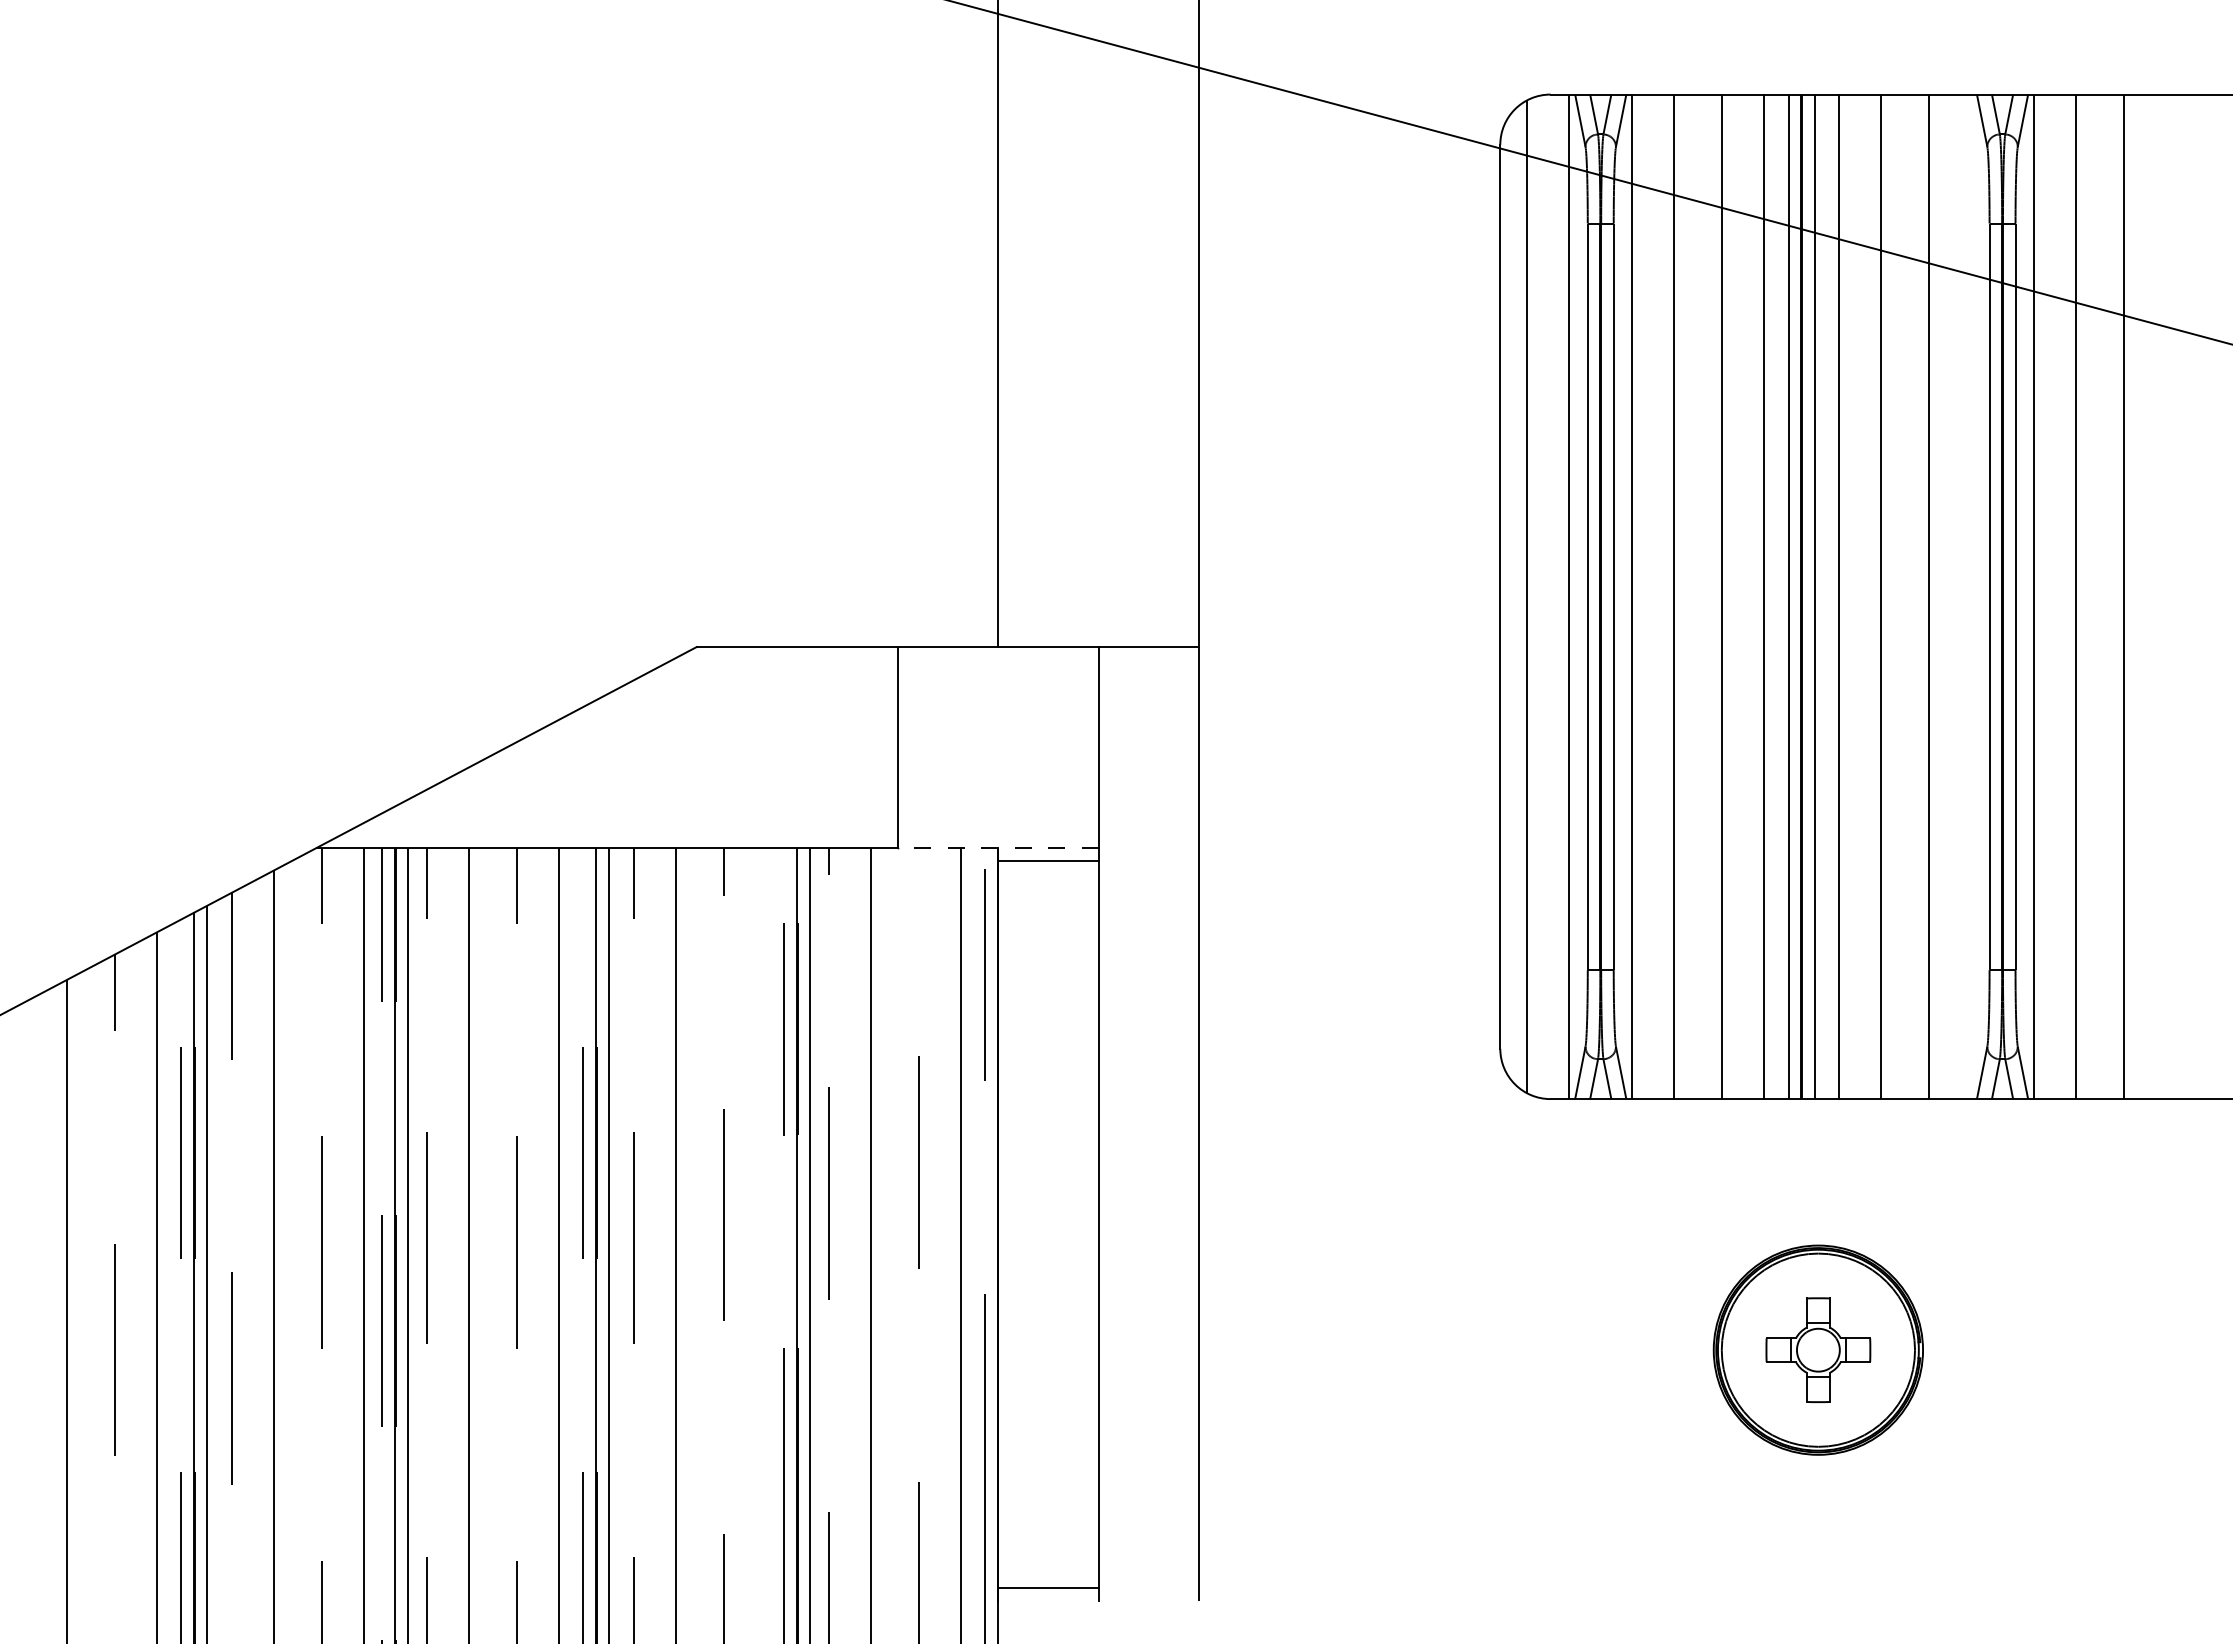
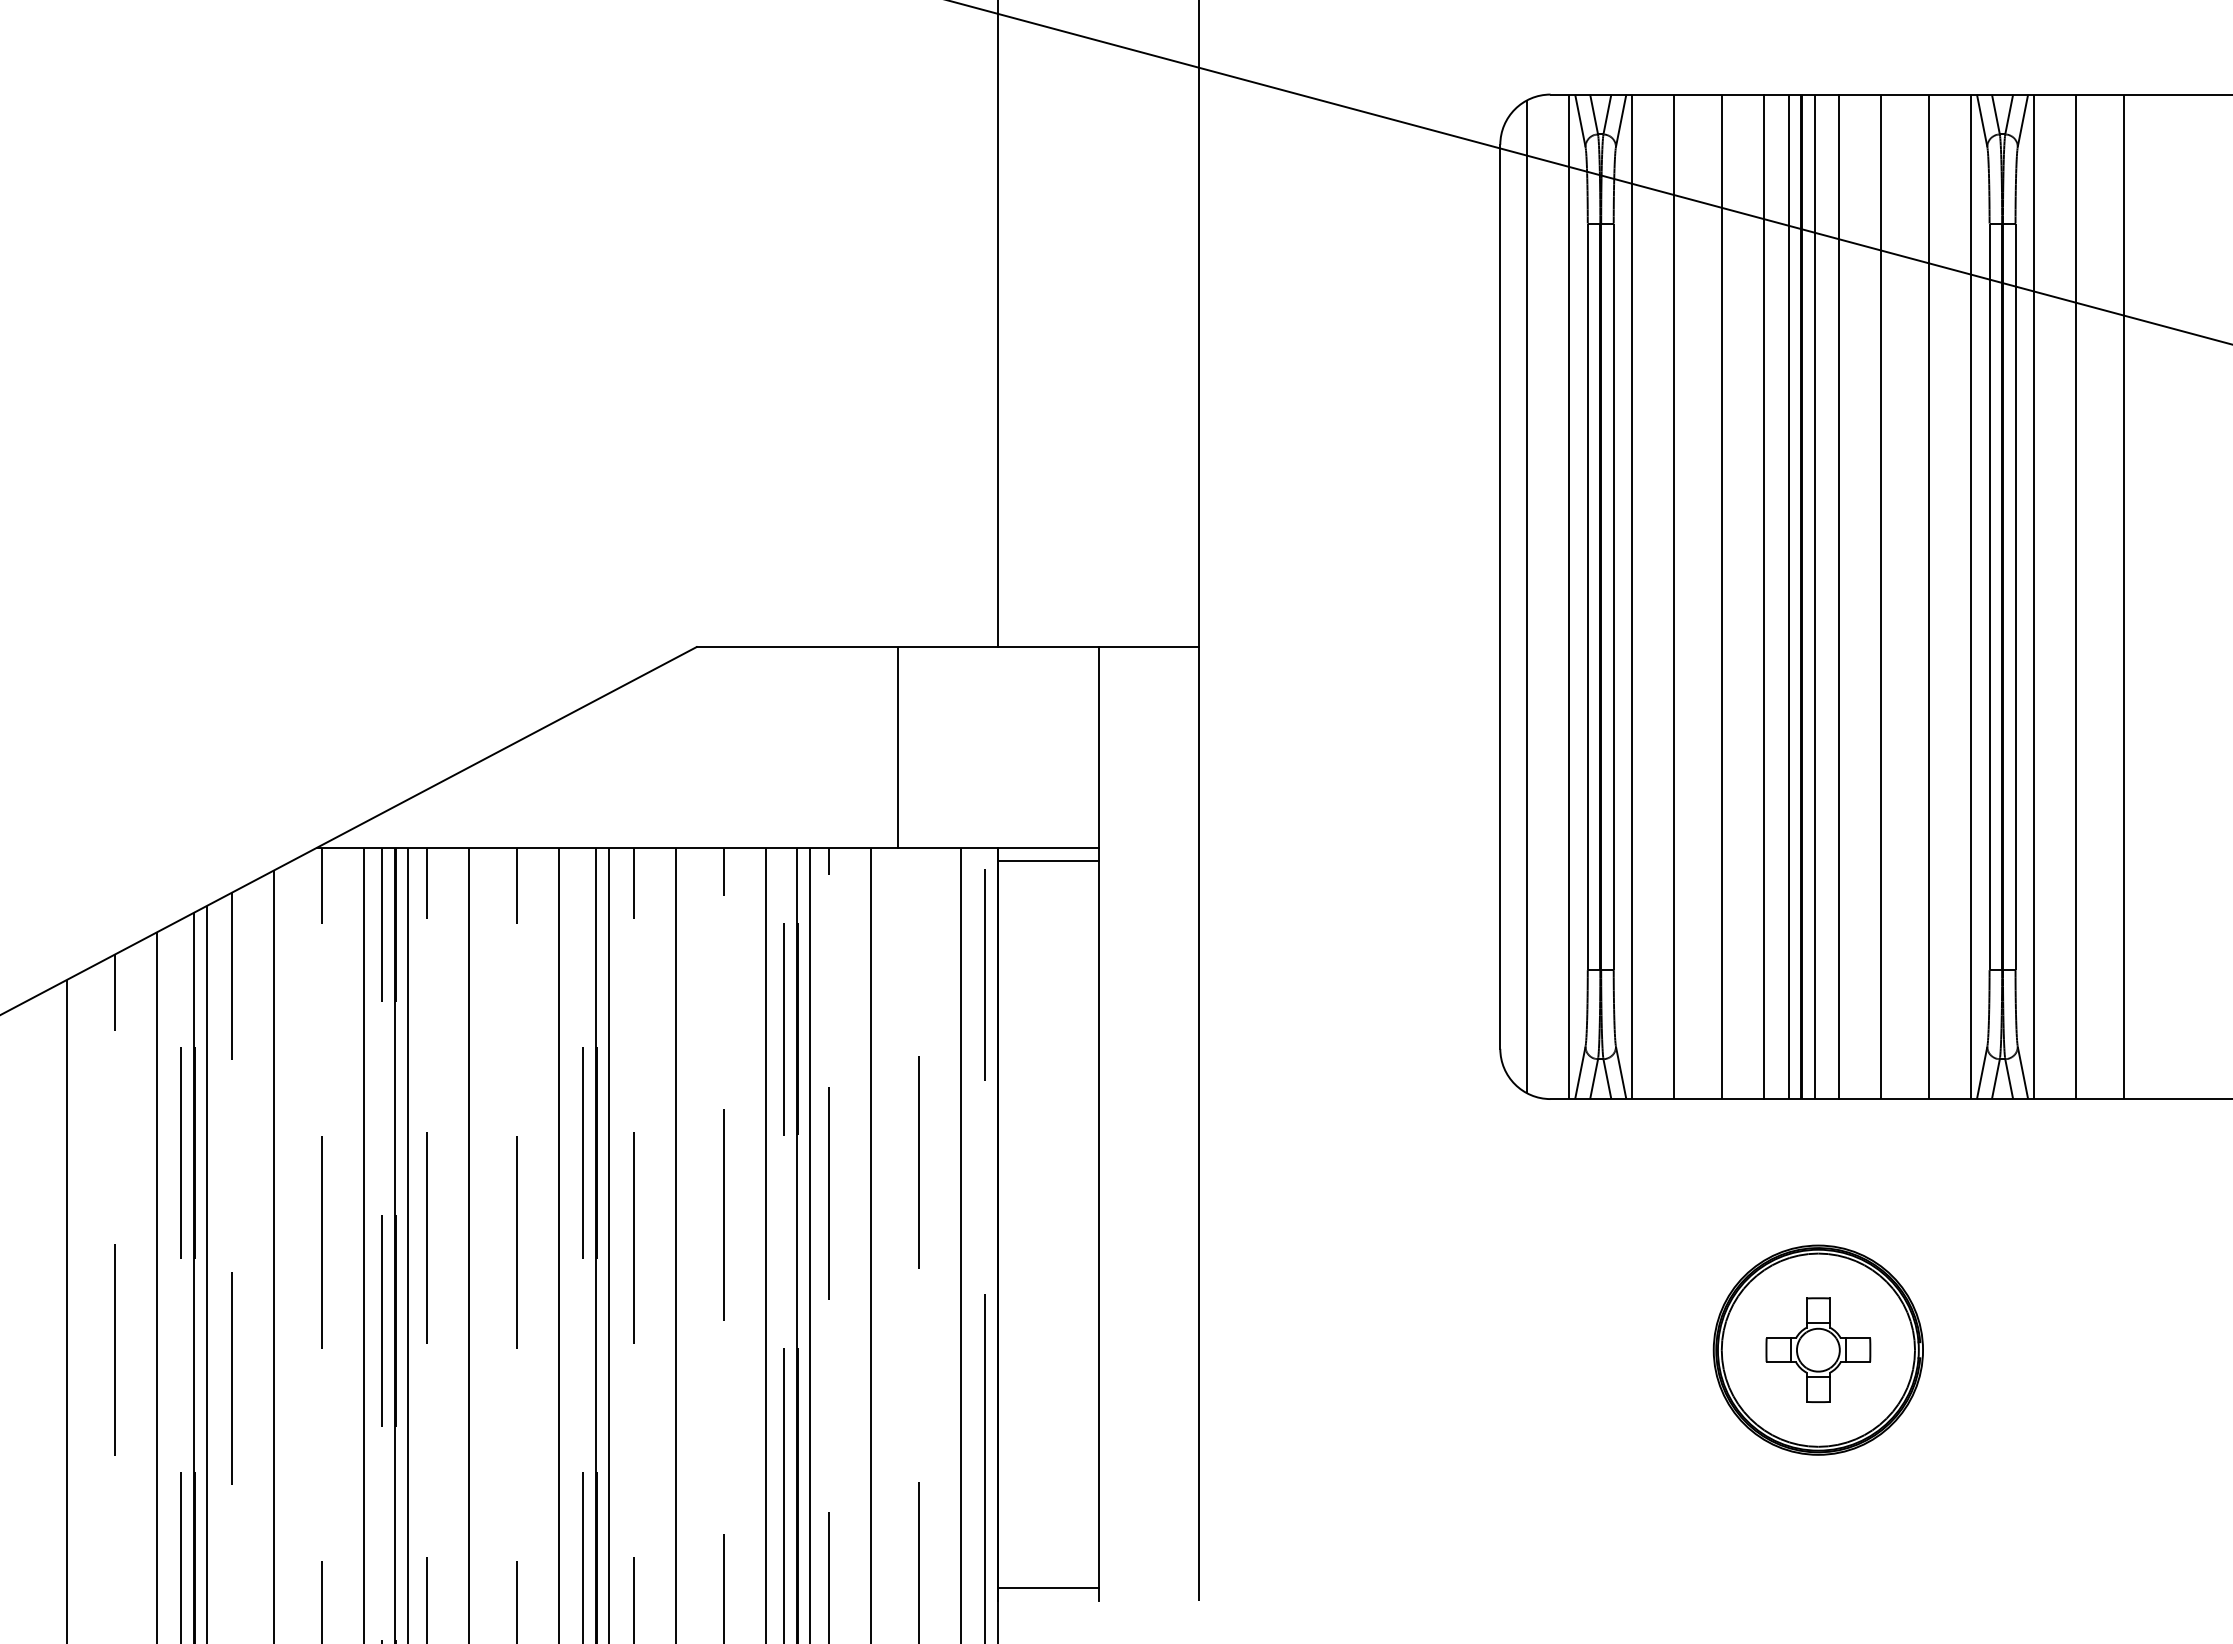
line: none -> present (1970, 596)
line: dashed -> solid (997, 847)
line: none -> present (765, 1243)
